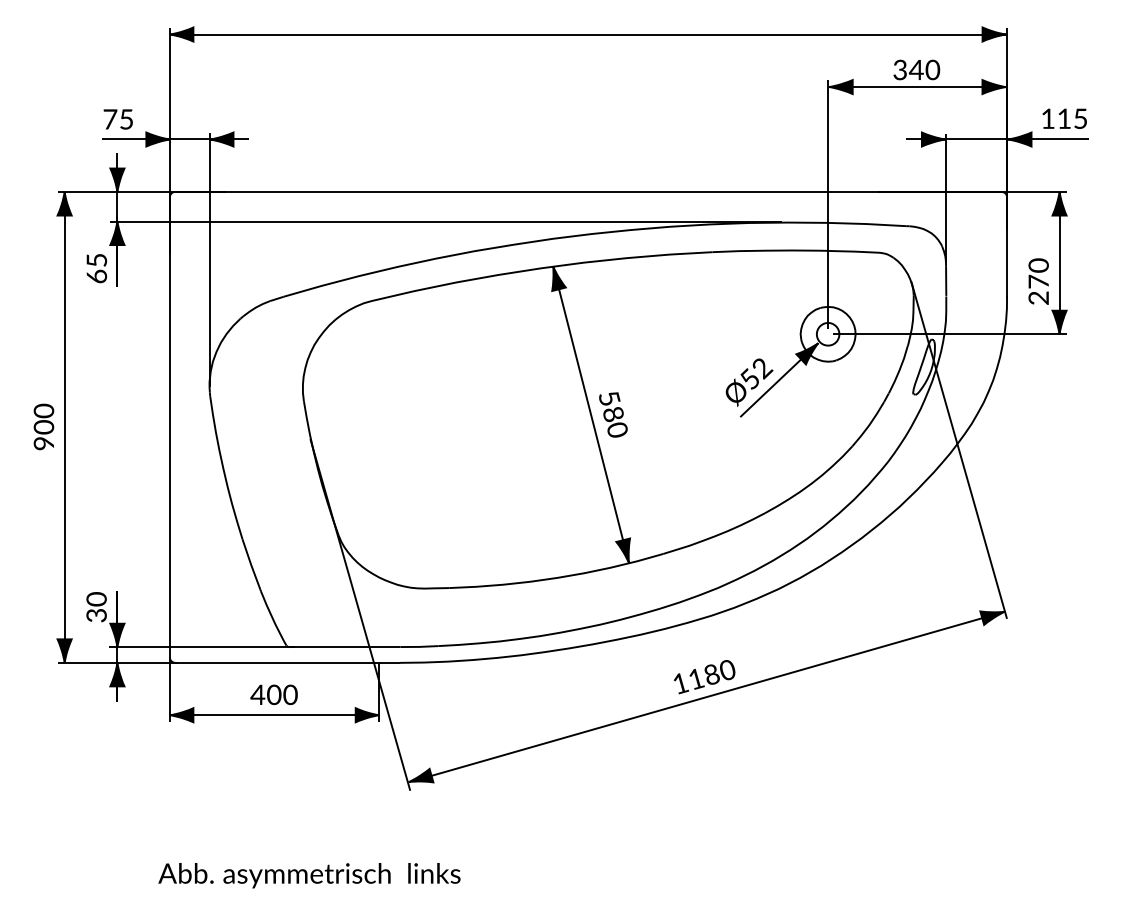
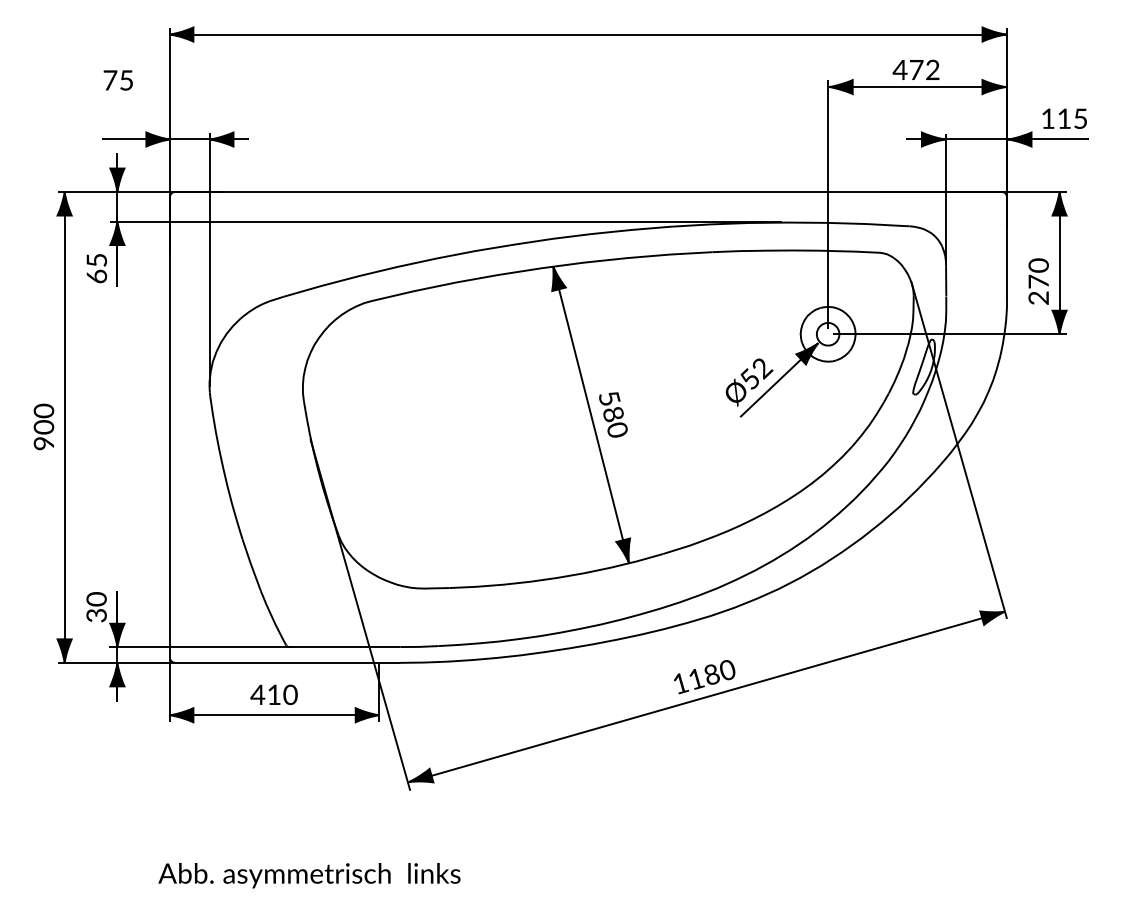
text: 340 -> 472 (916, 69)
text position: (117, 119) -> (117, 80) (117, 80)
text: 400 -> 410 (274, 694)
